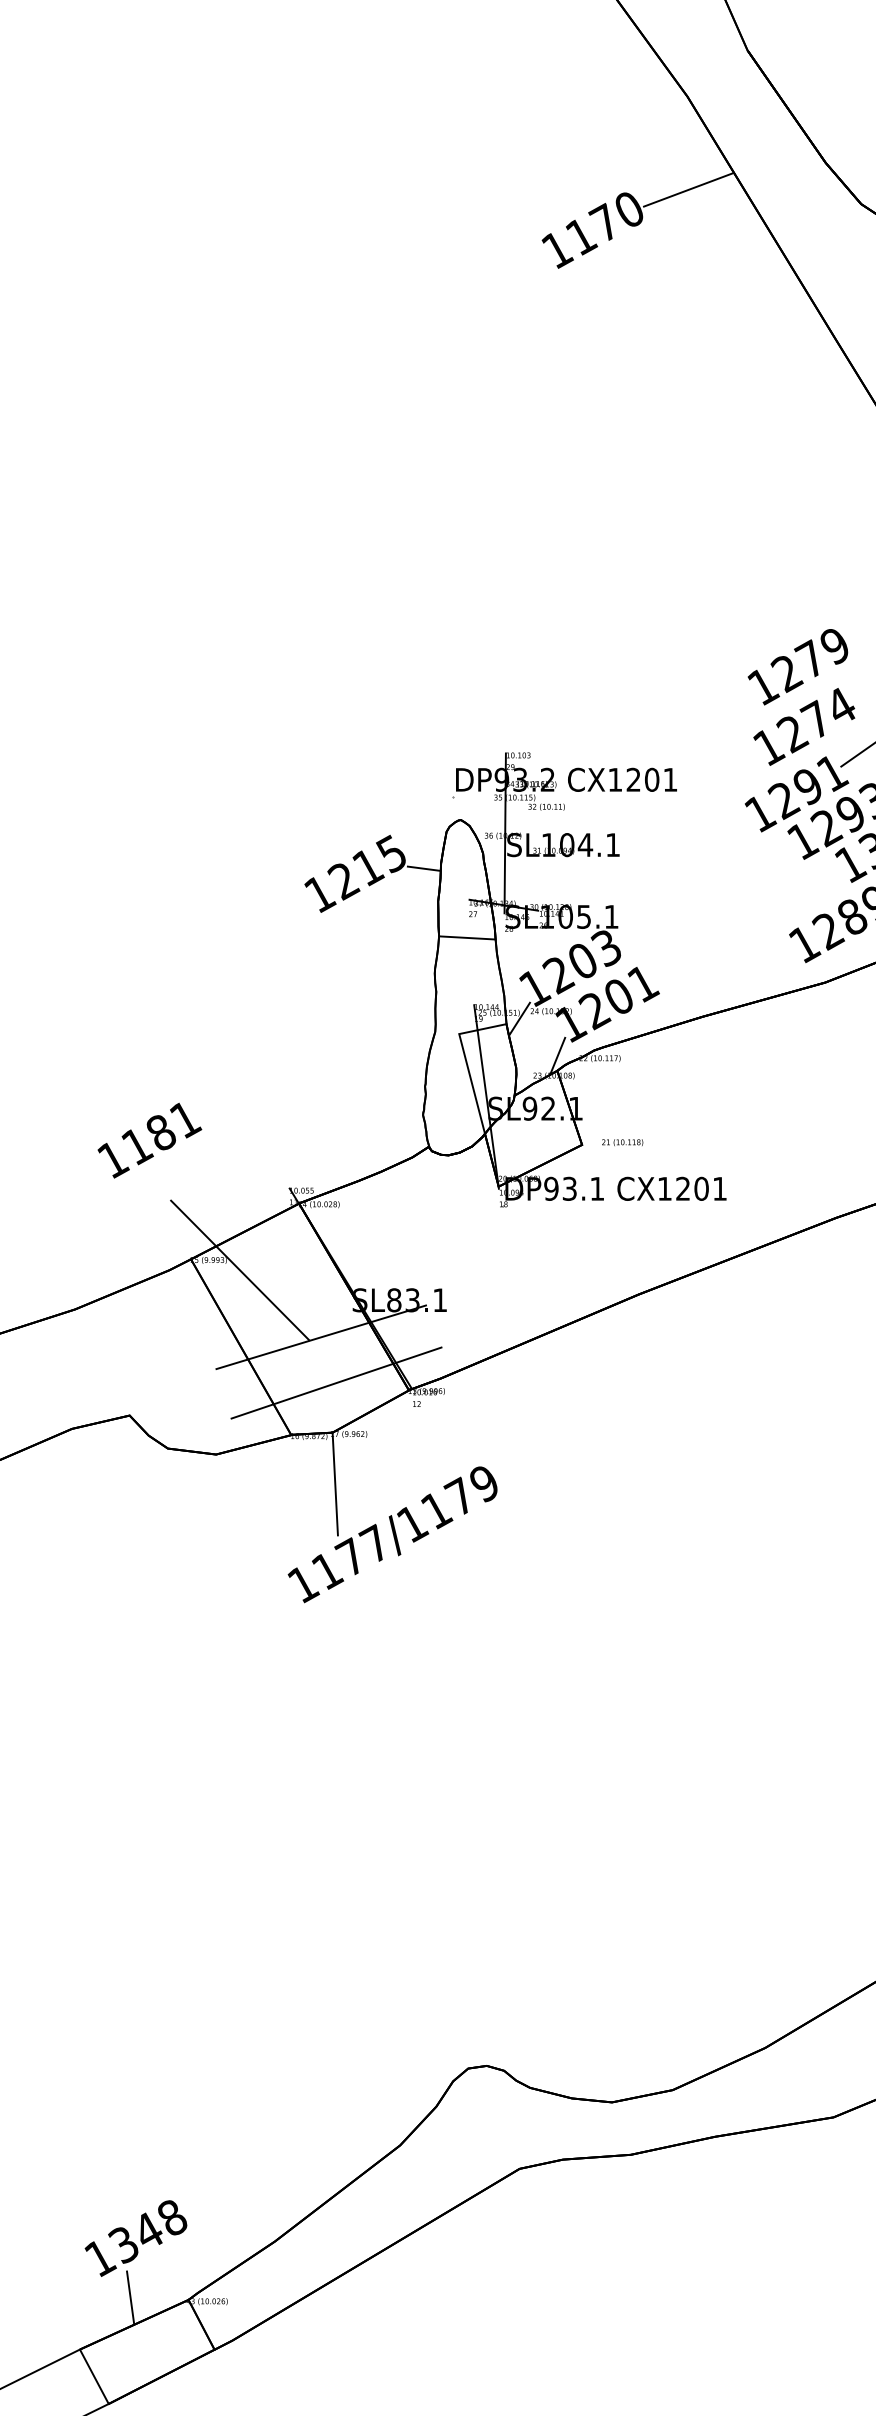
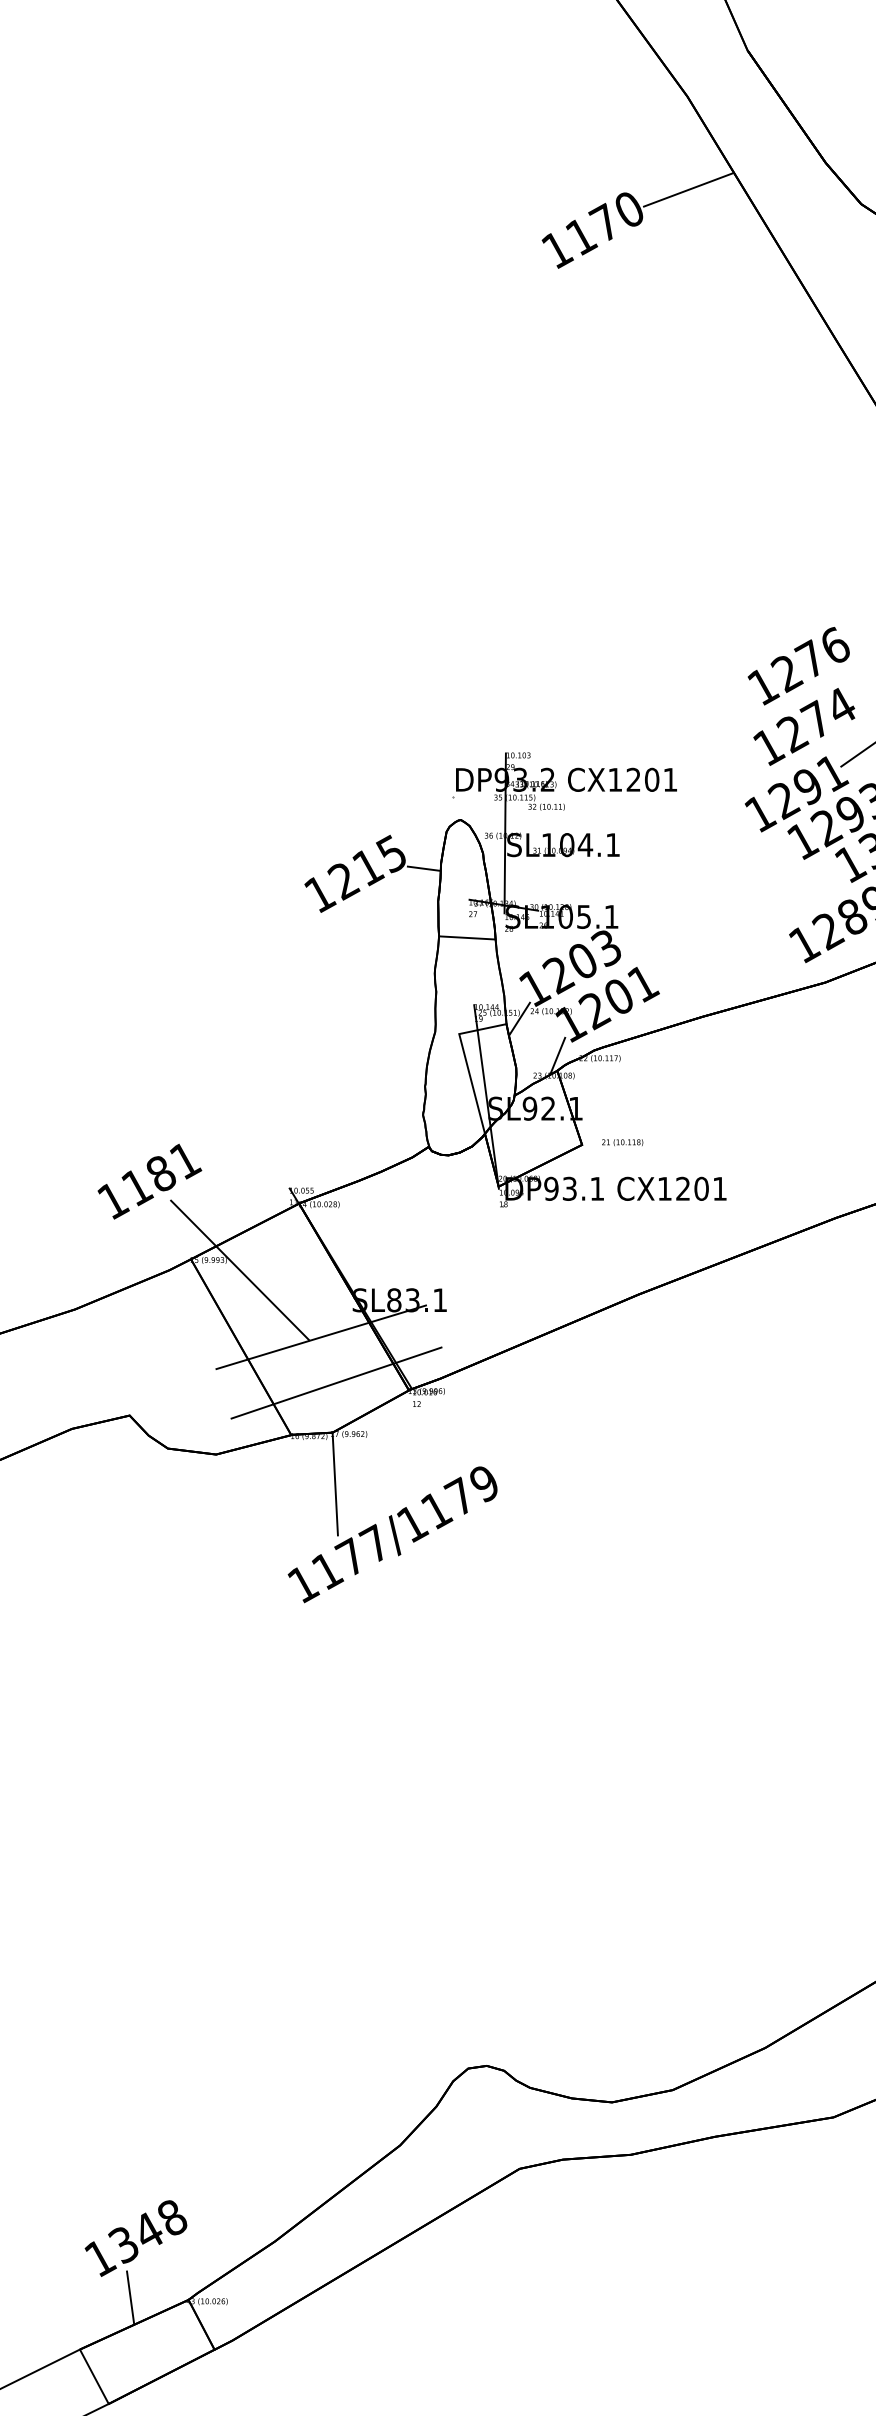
text: 1279 -> 1276 (834, 645)
text position: (149, 1140) -> (149, 1181) (149, 1181)
